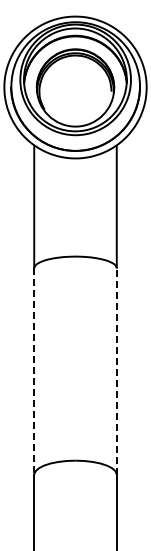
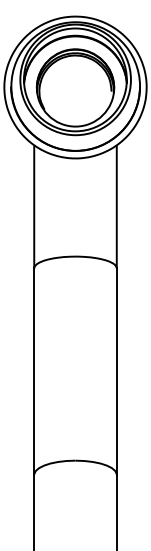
line: dashed -> solid (116, 371)
line: dashed -> solid (34, 372)
